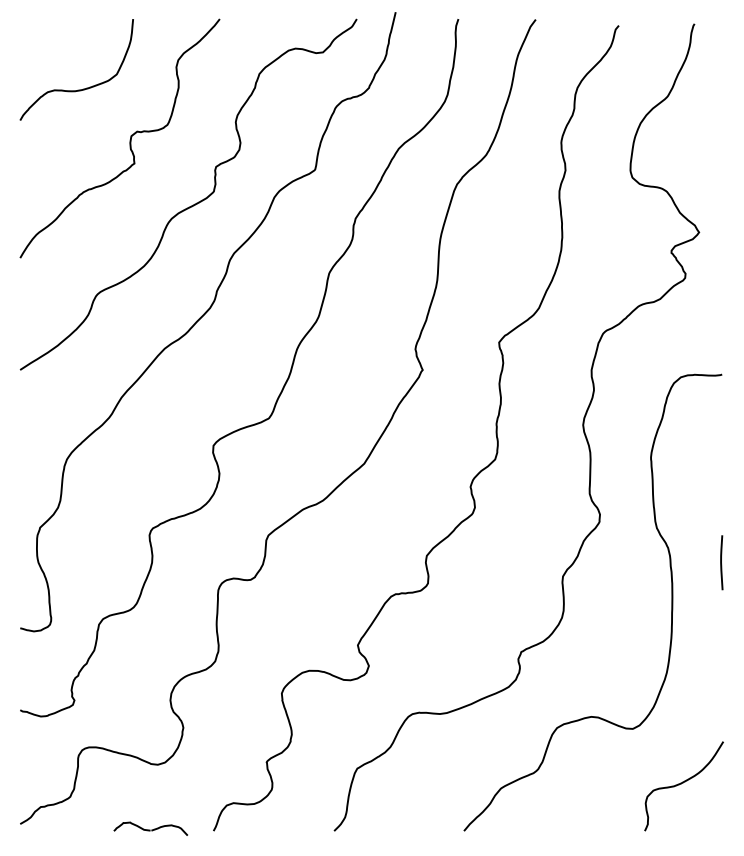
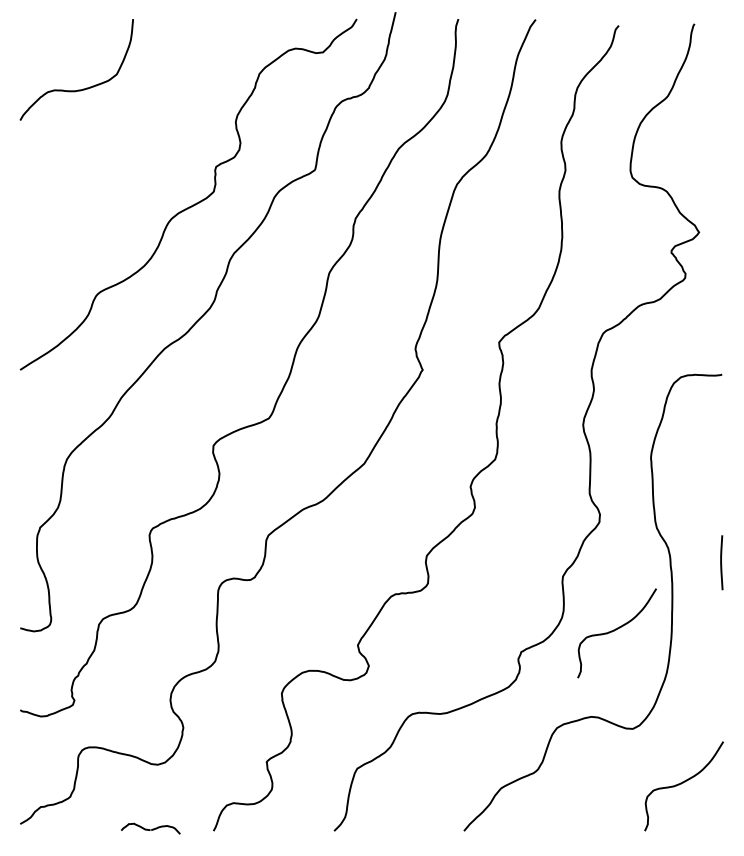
curve: present -> none (129, 140)
curve: none -> present (614, 631)
part size: 75x15 px -> 60x13 px (150, 828)
